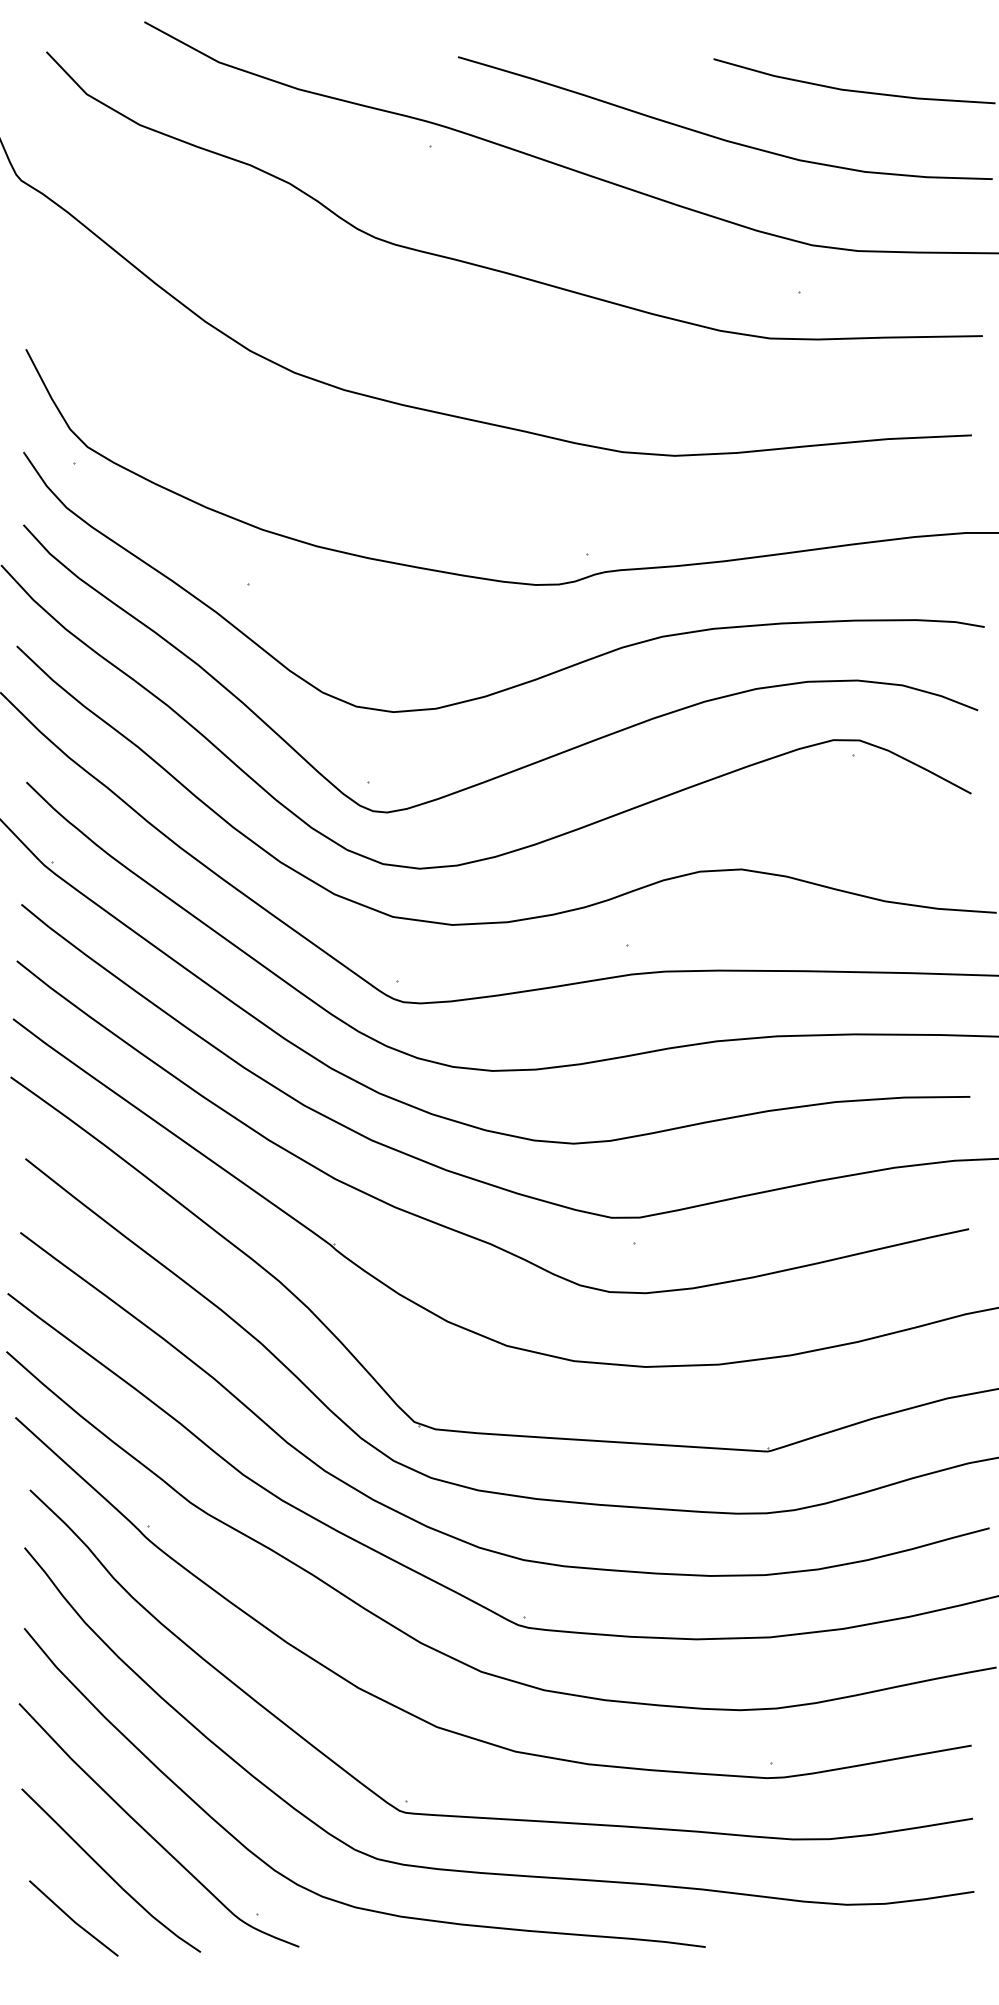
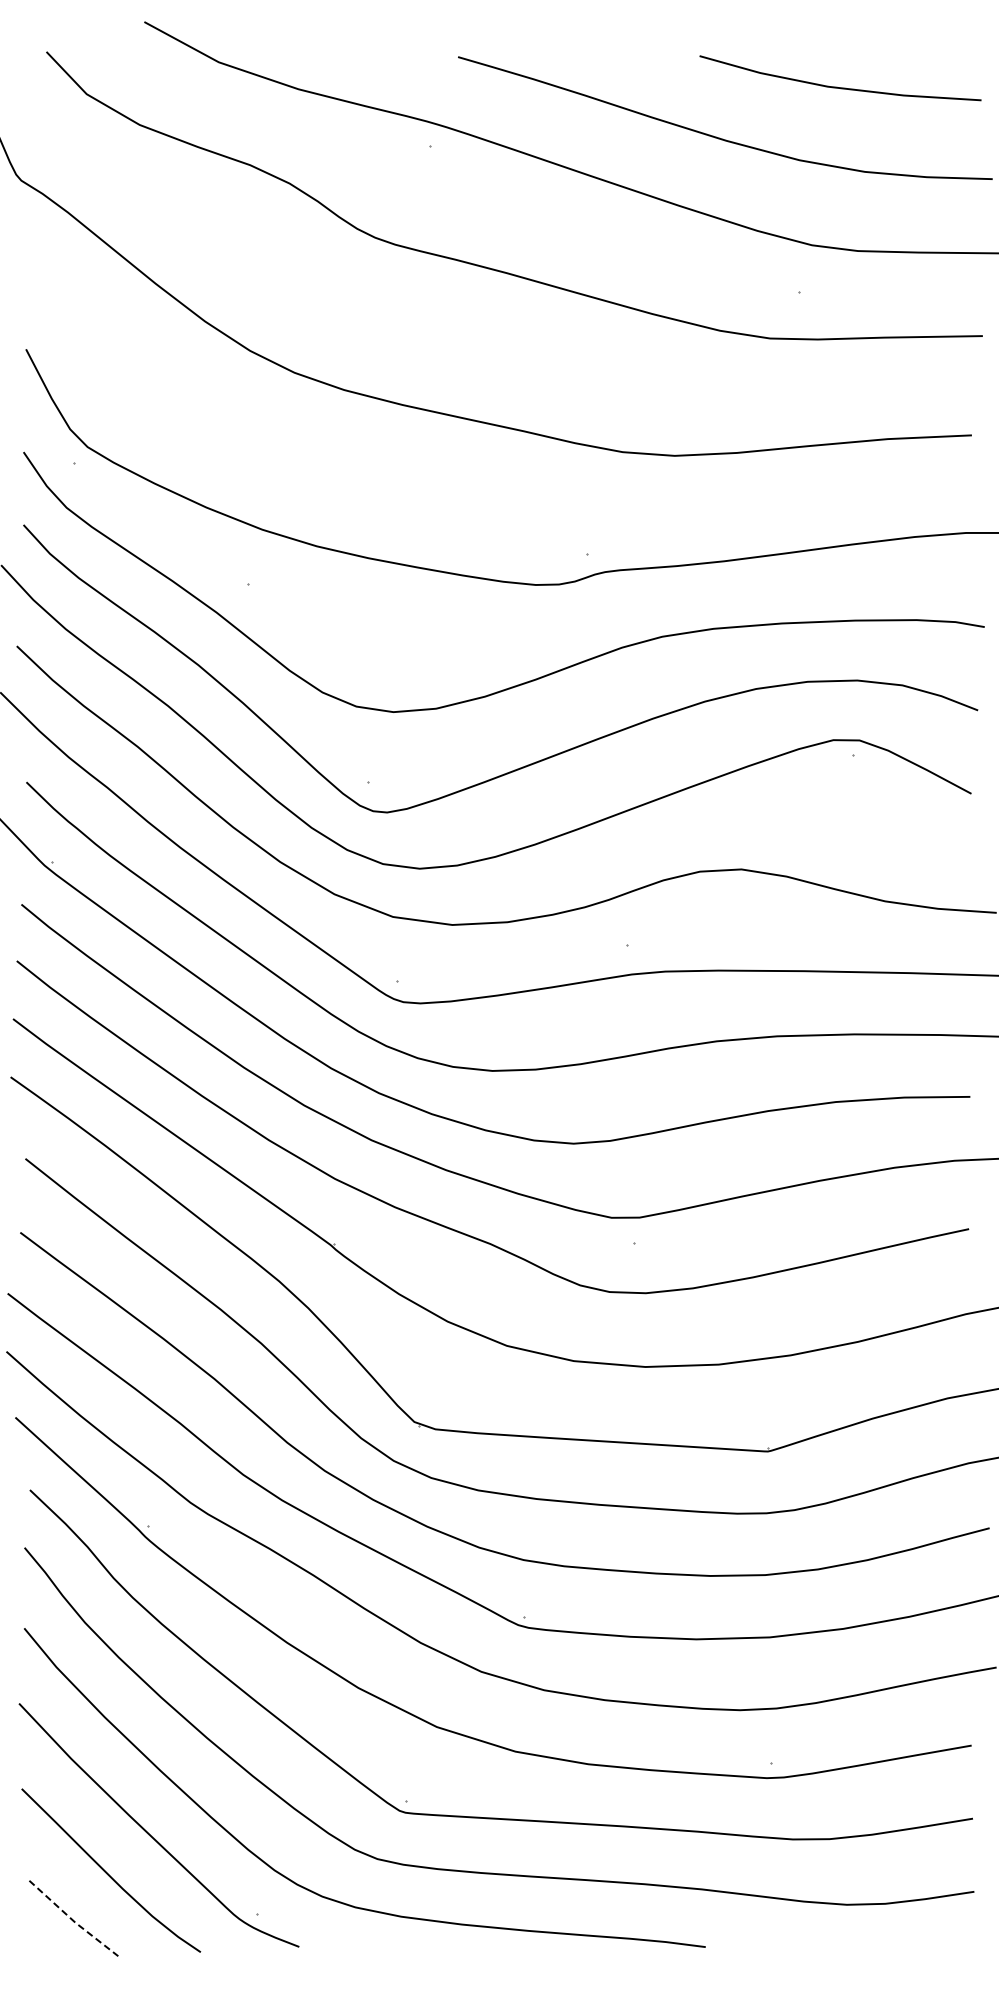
line position: (851, 89) -> (837, 86) (837, 86)
line: solid -> dashed (73, 1920)
